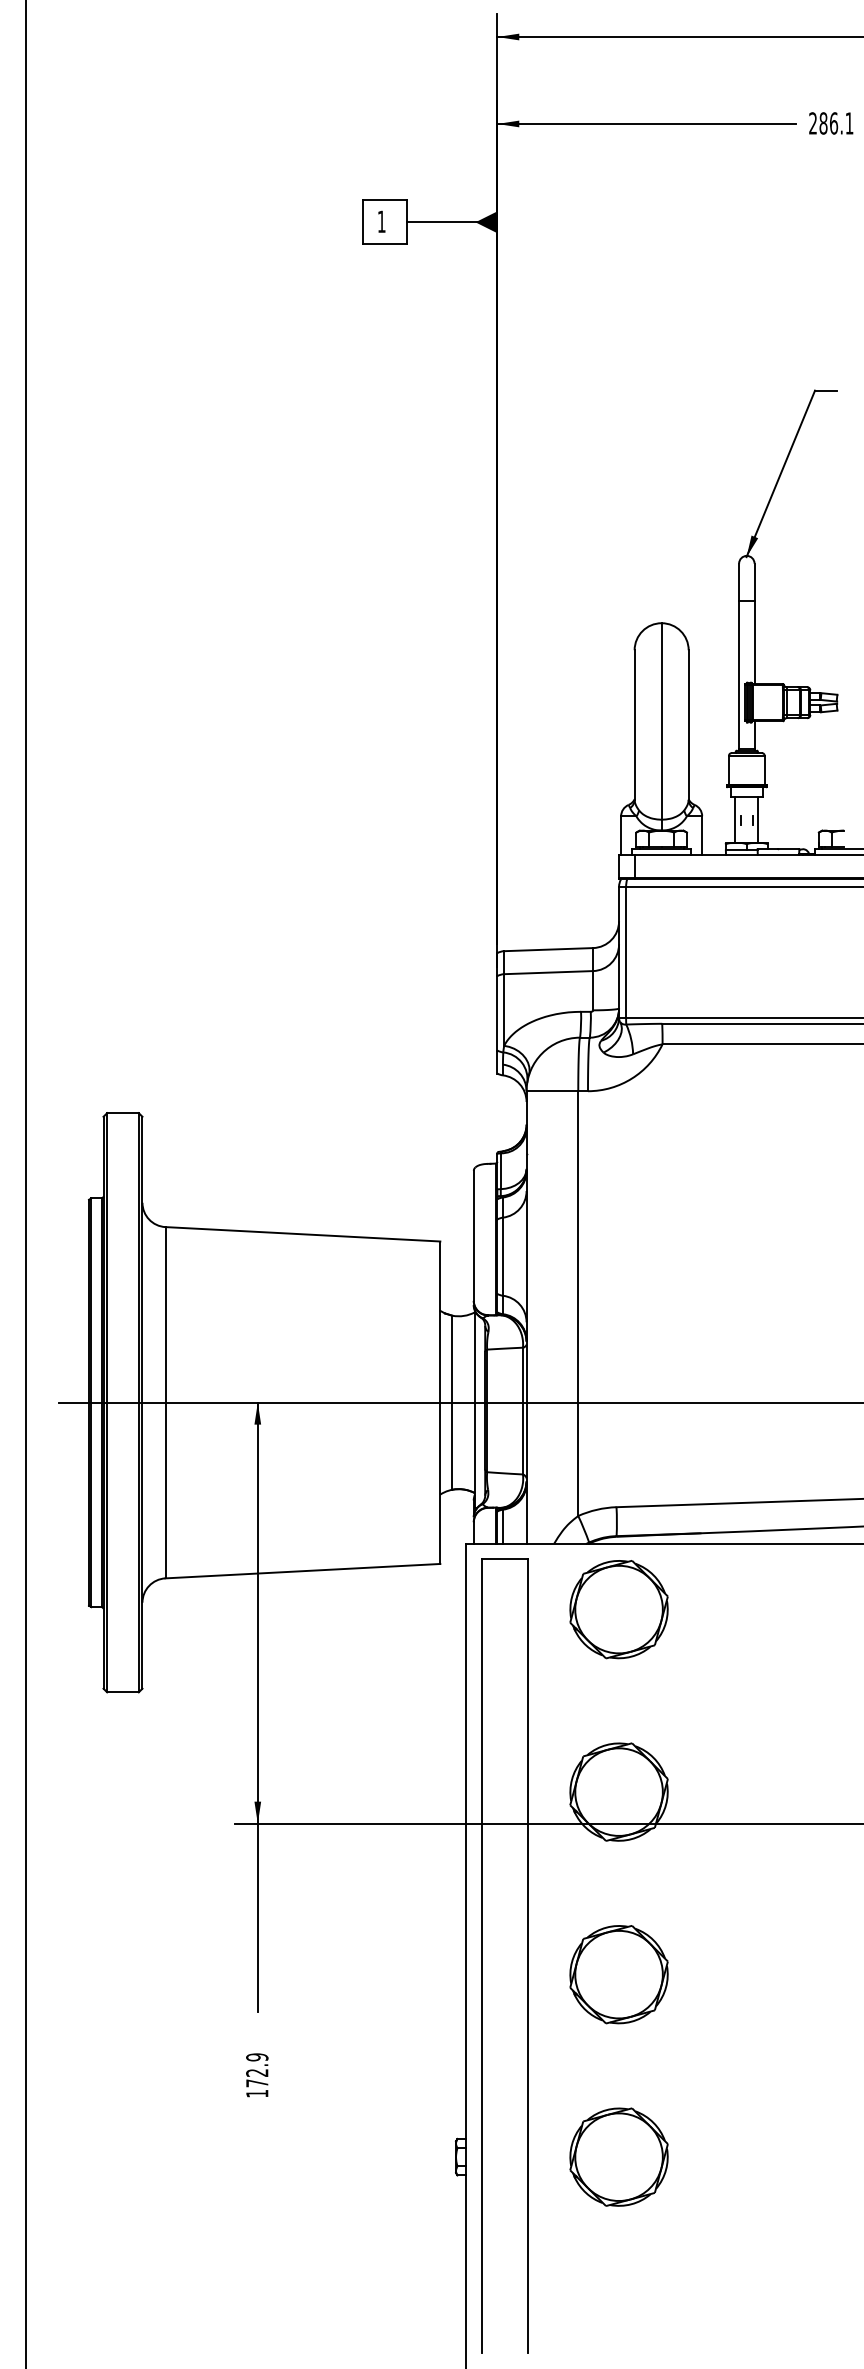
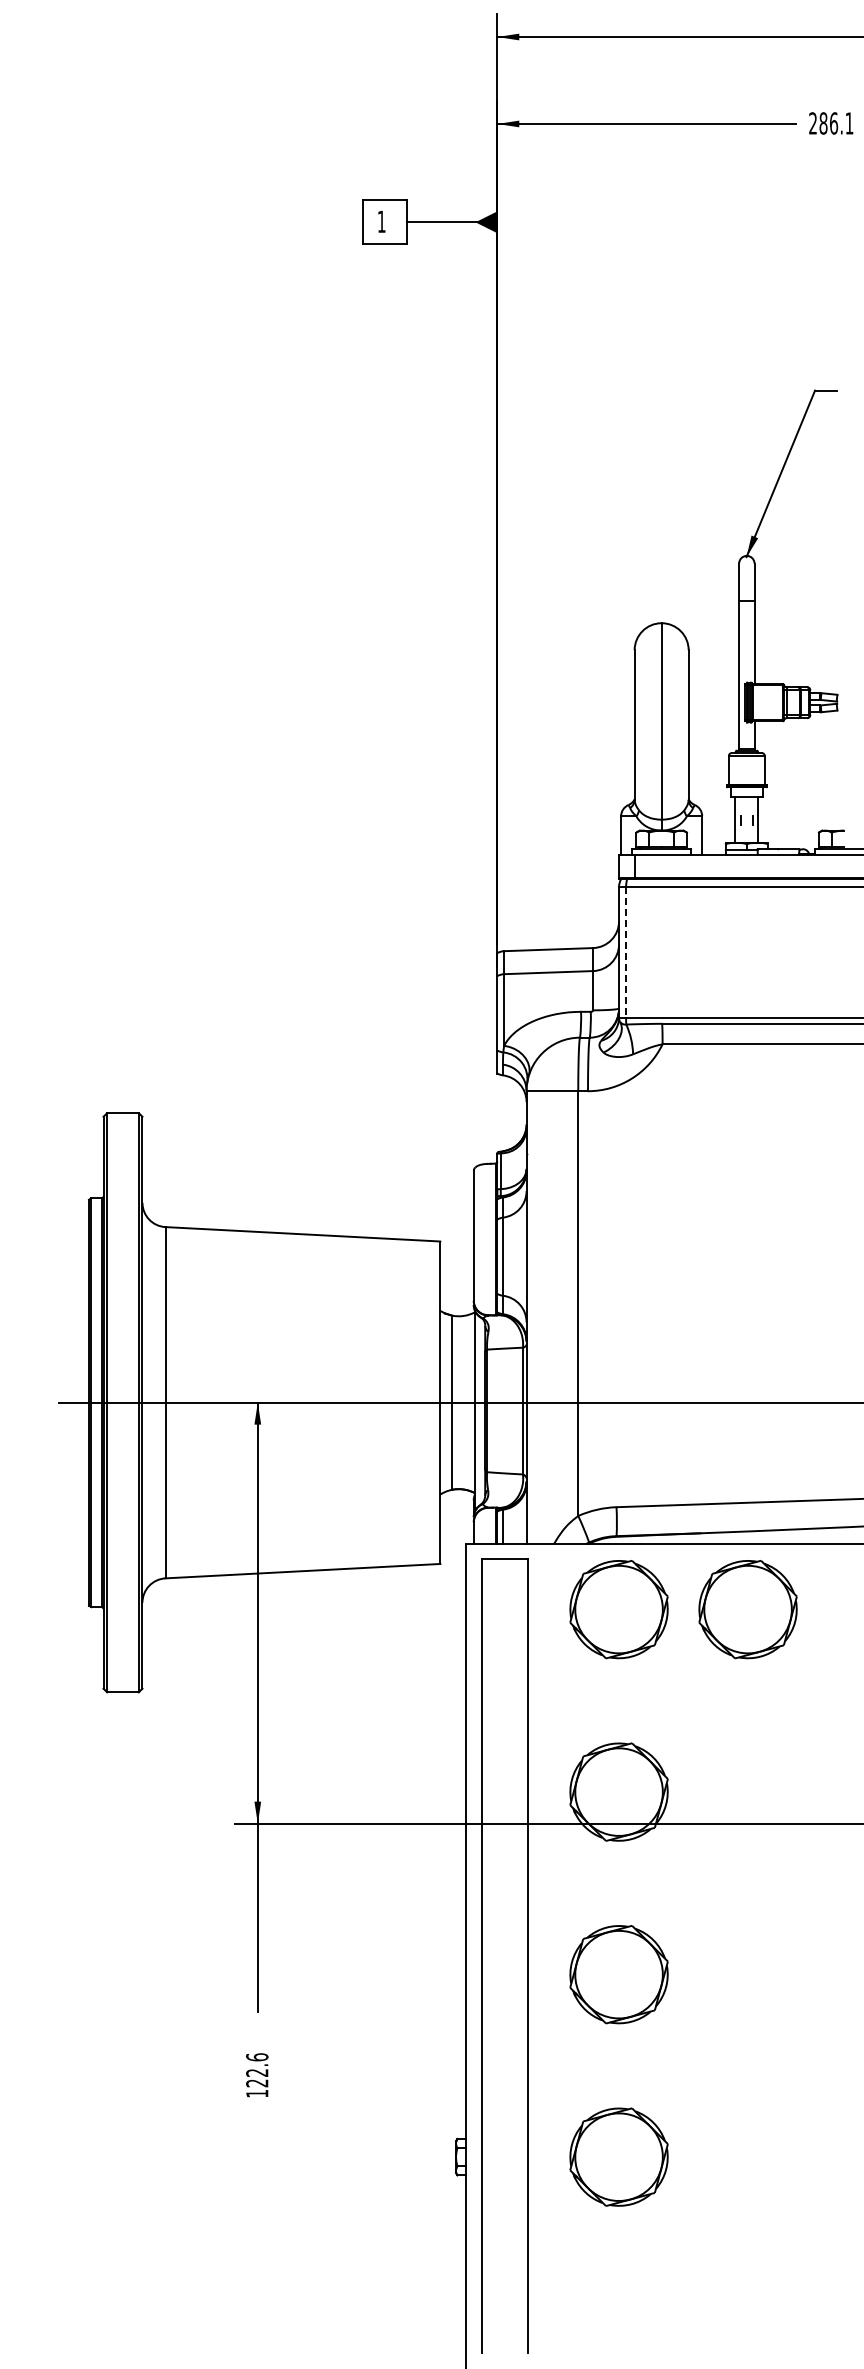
line: solid -> dashed (626, 952)
line: present -> none (25, 1183)
part: none -> present (747, 1609)
text: 172.9 -> 122.6 (257, 2070)
